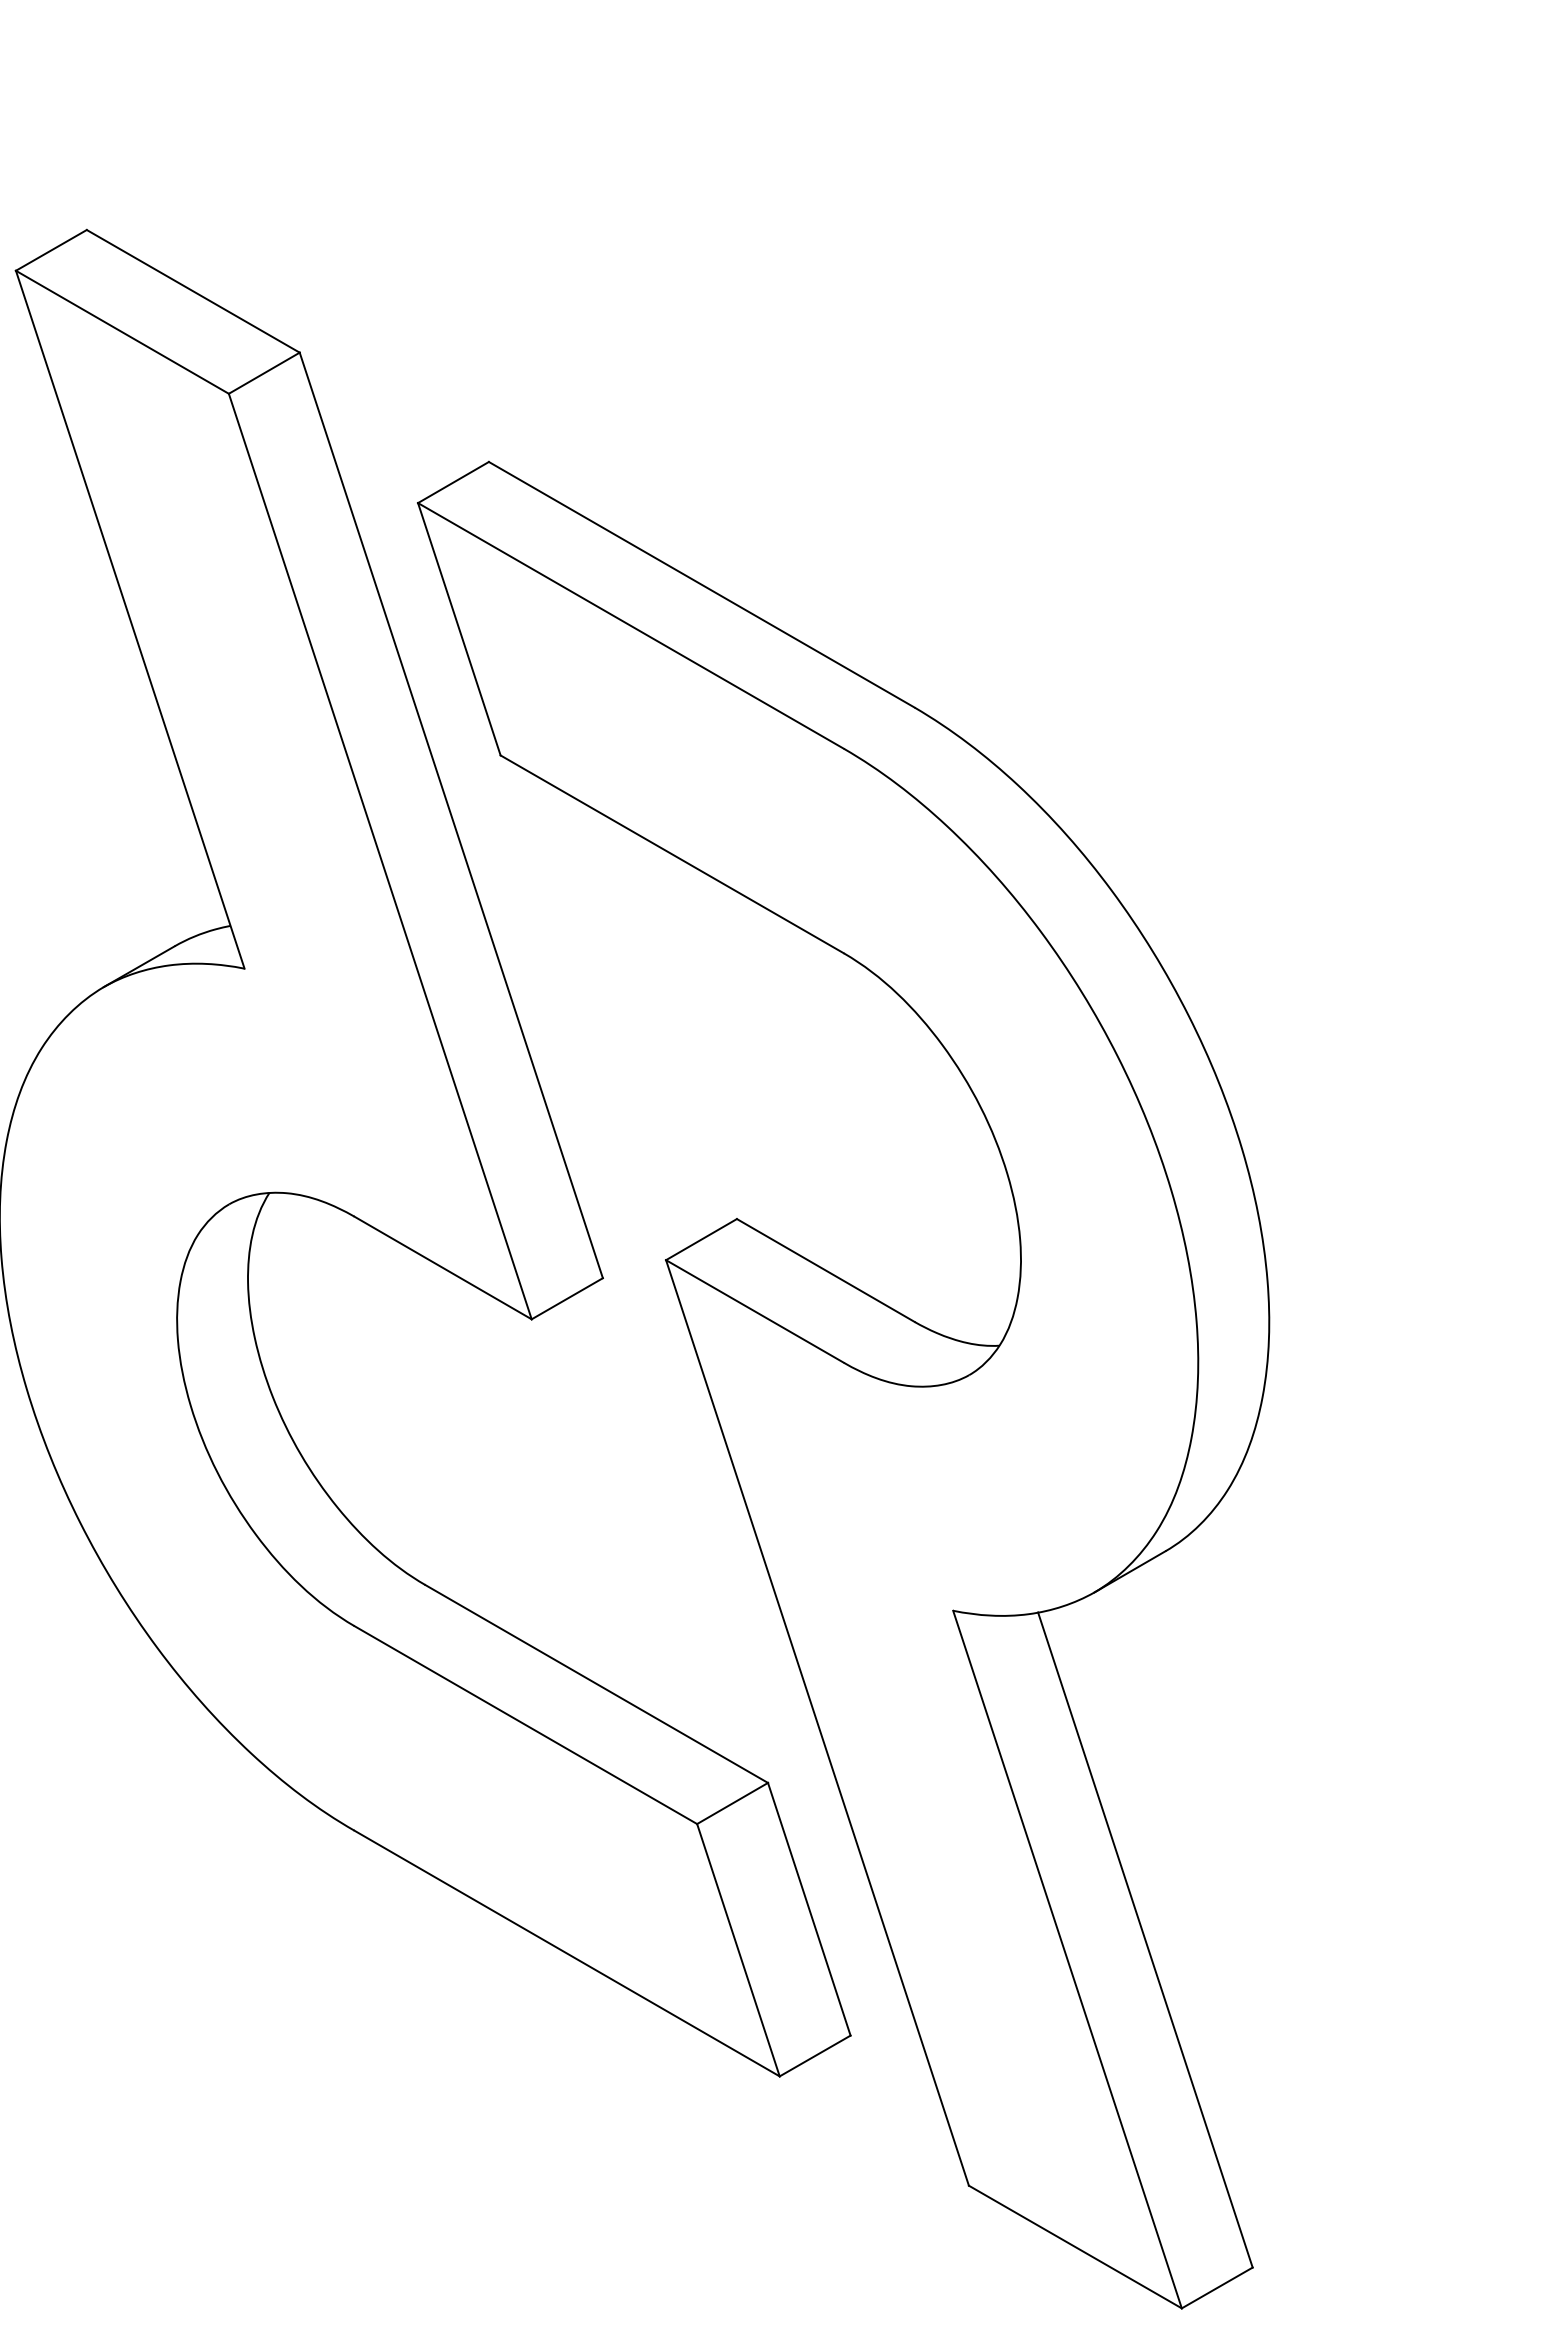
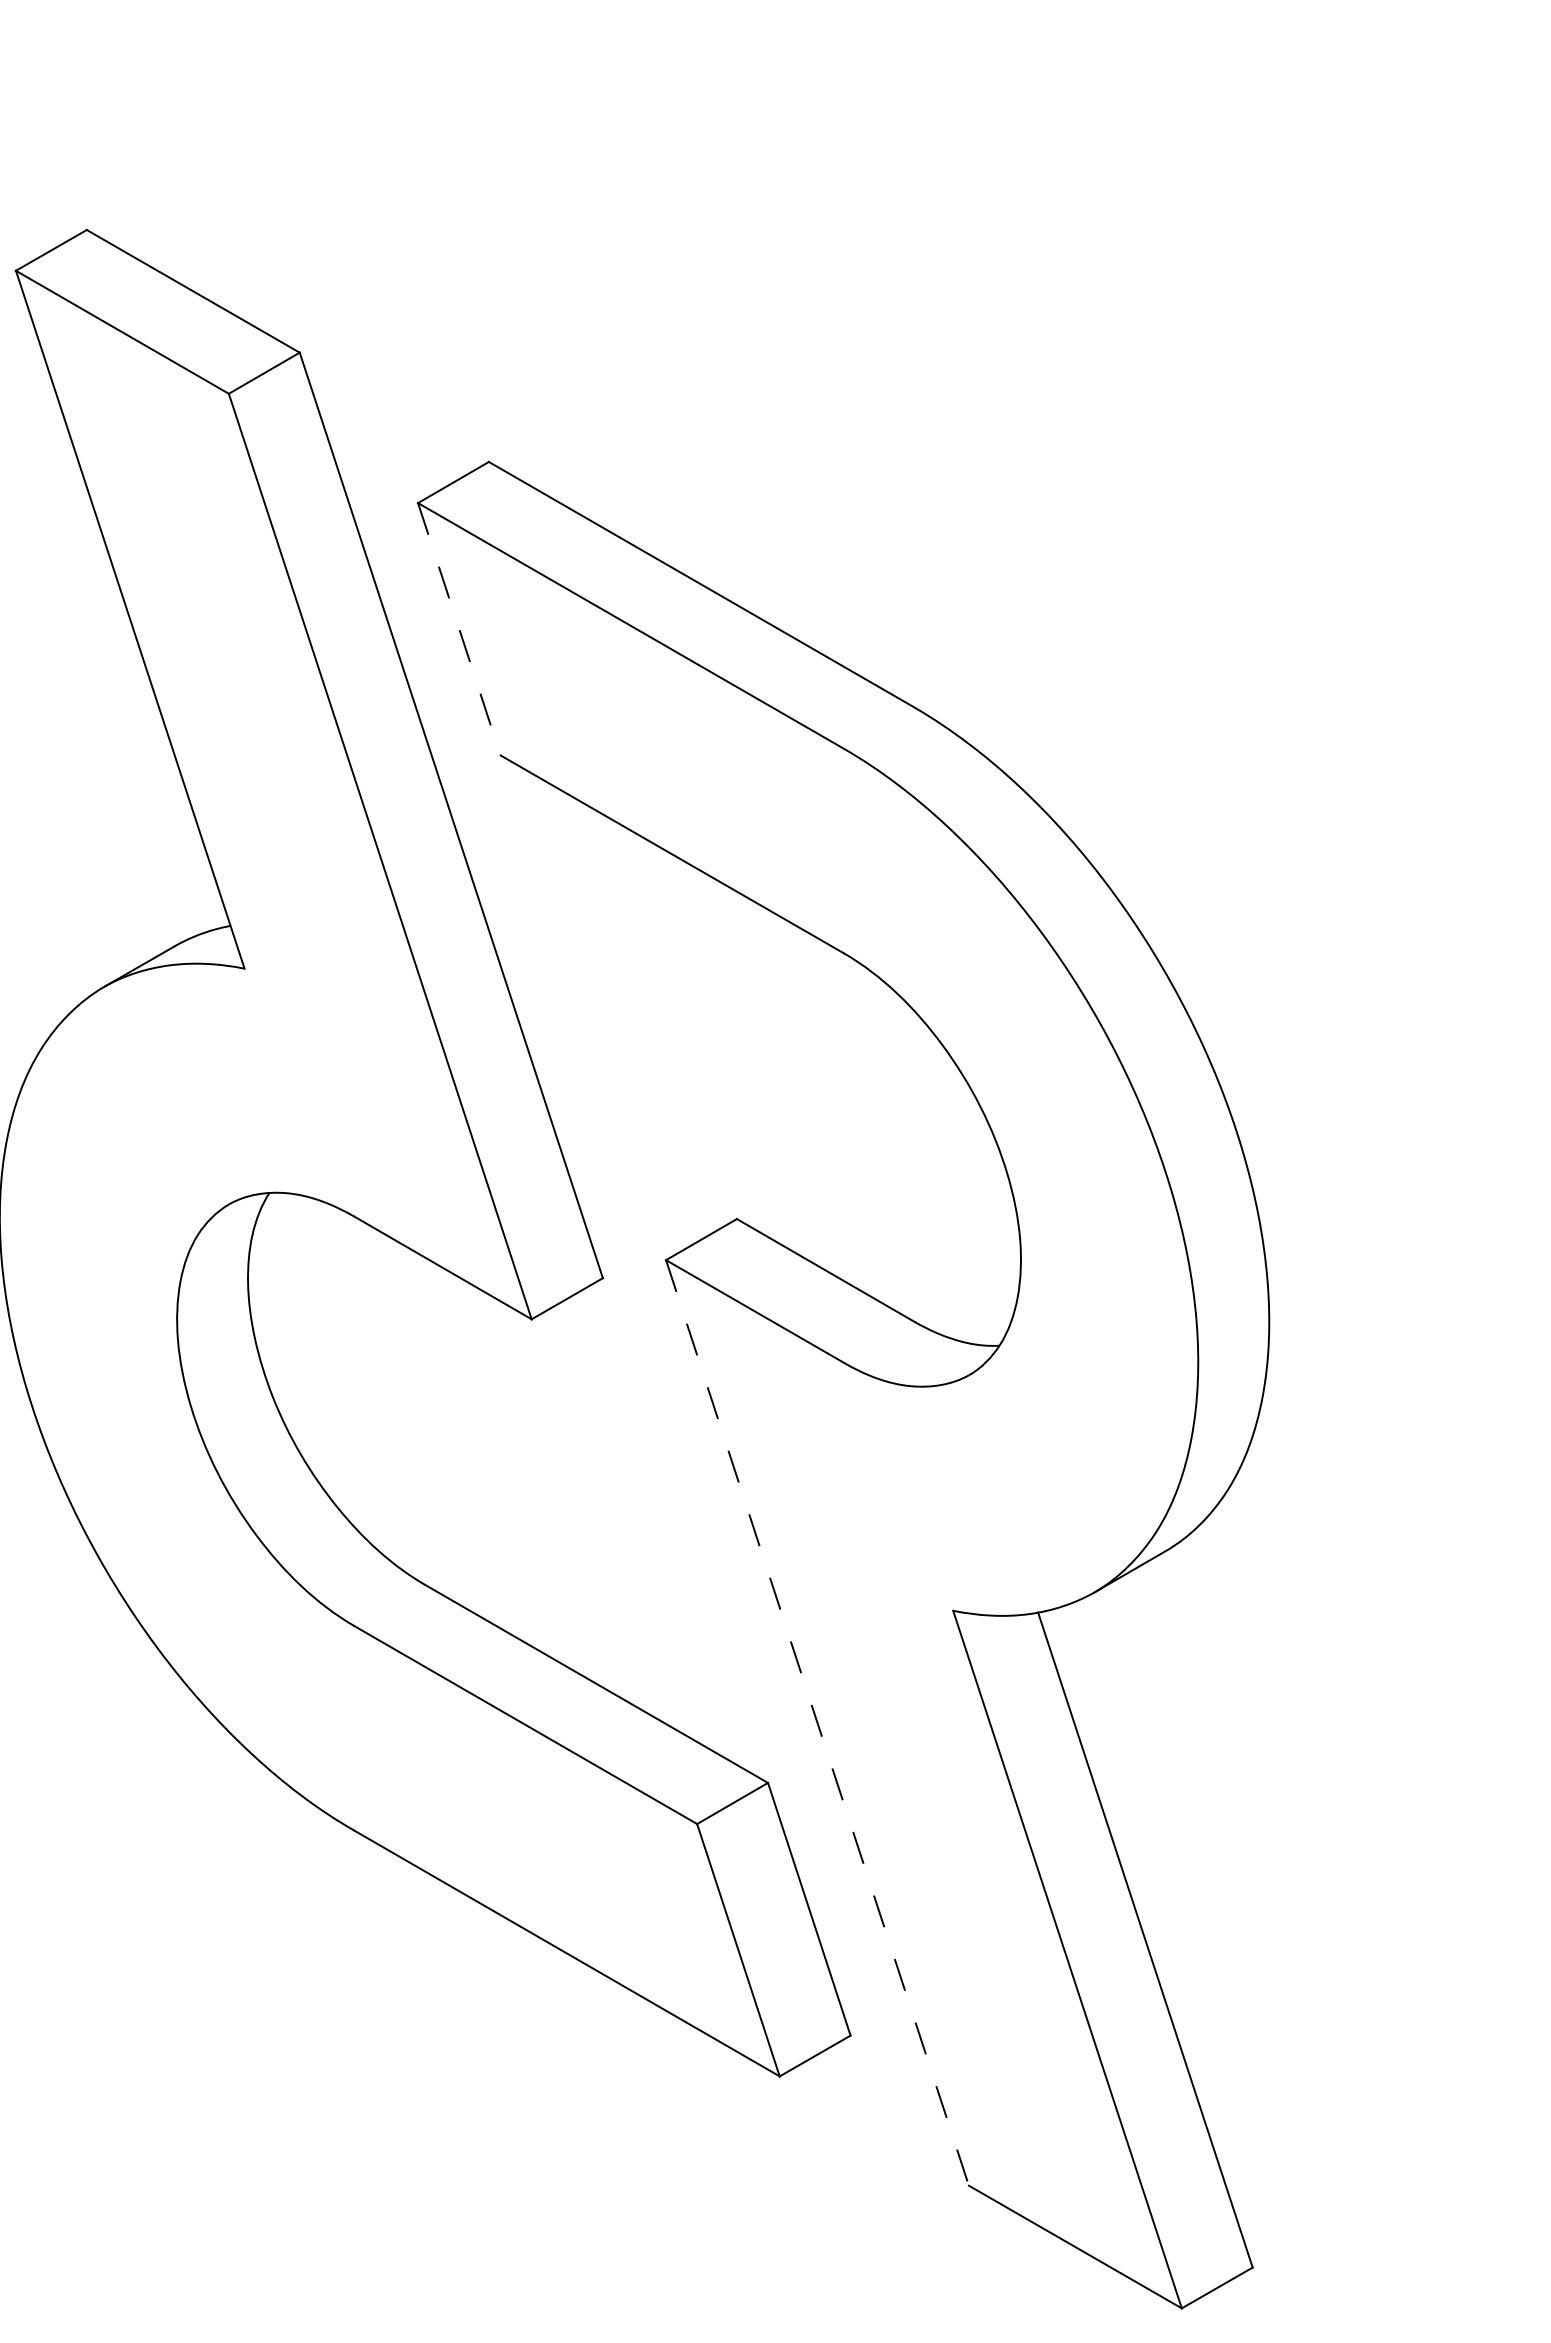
line: solid -> dashed (459, 629)
line: solid -> dashed (817, 1722)
